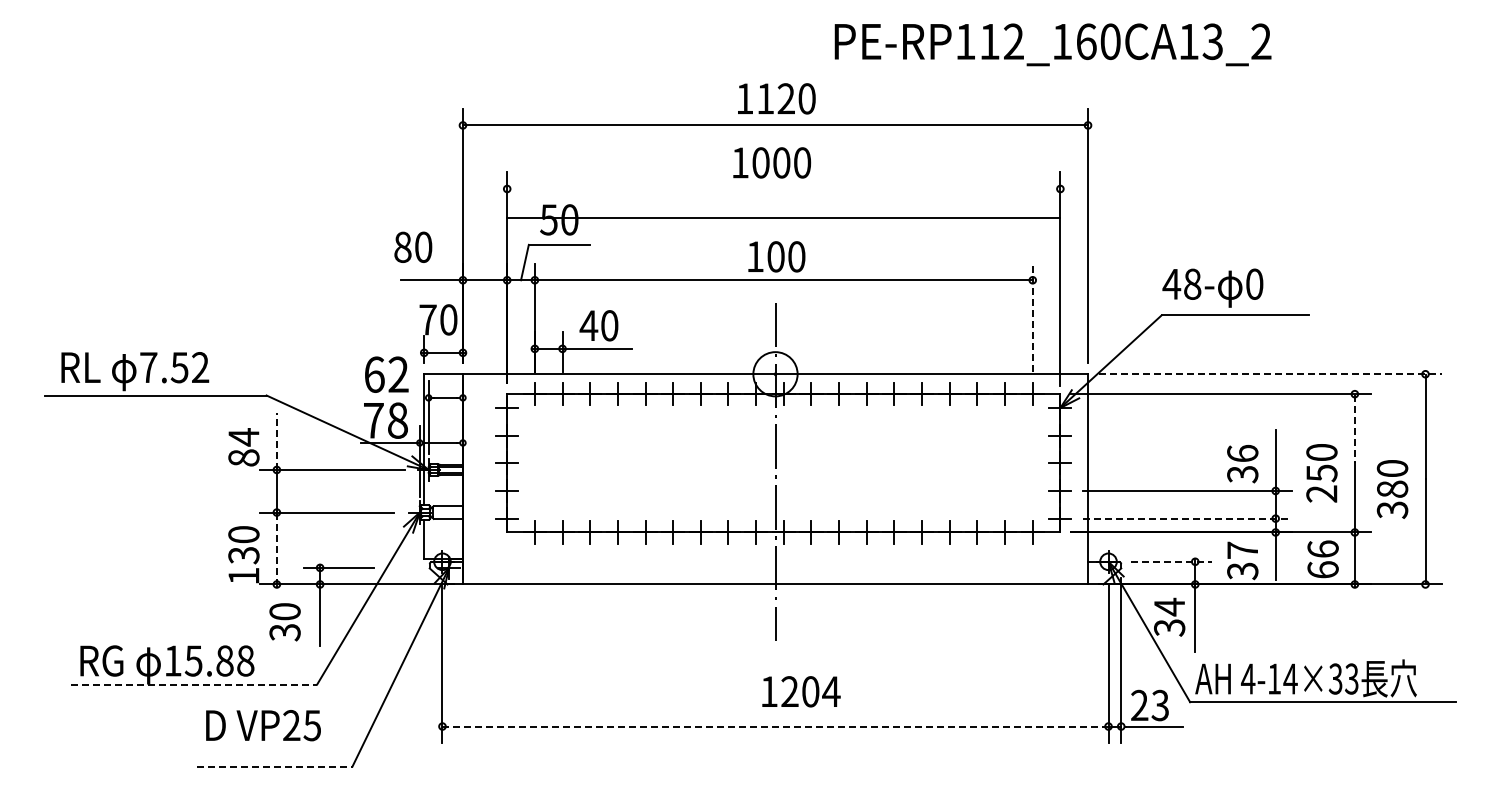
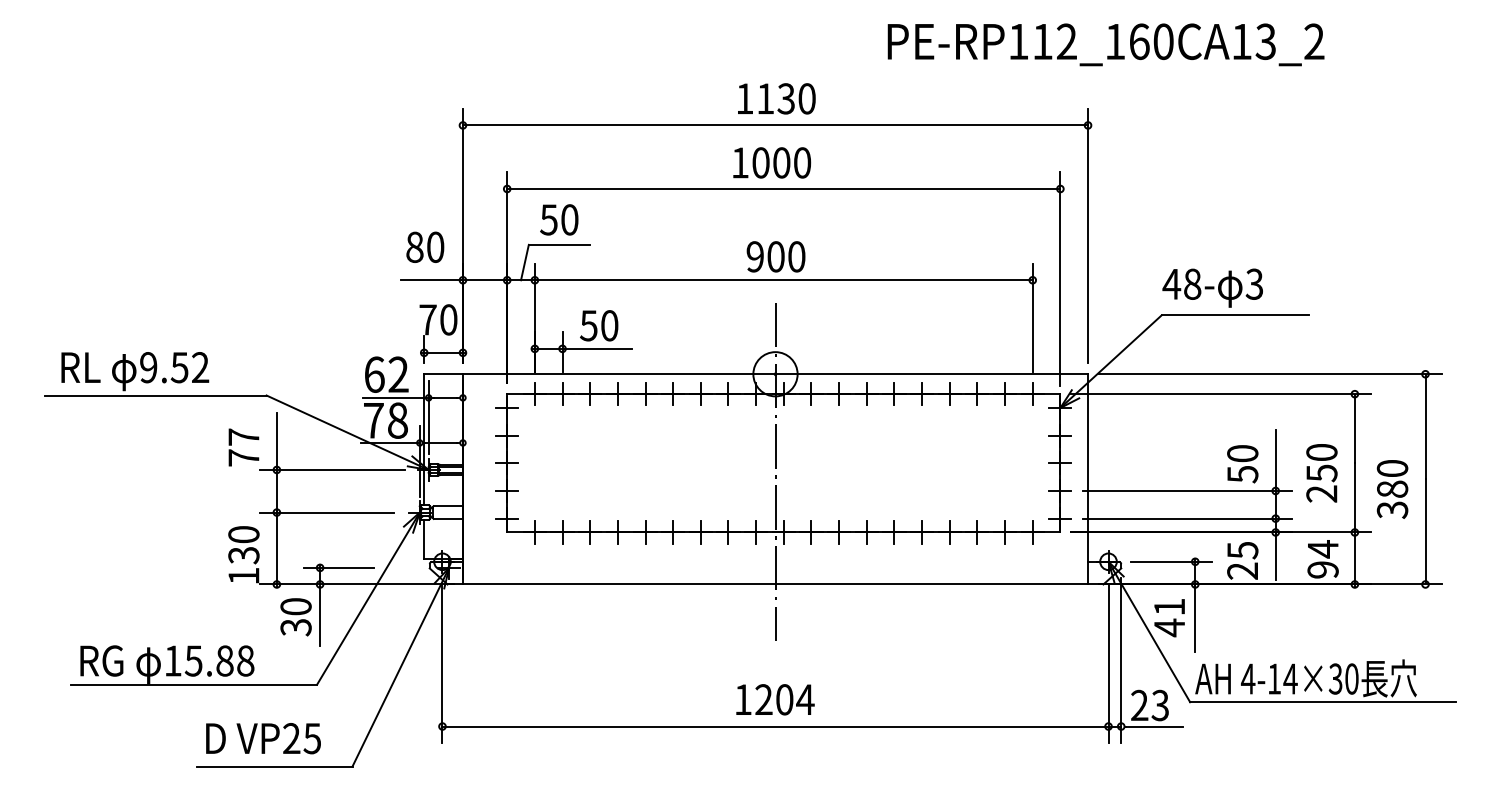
text position: (1052, 44) -> (1105, 44) (1105, 44)
text: 1120 -> 1130 (785, 98)
line position: (783, 218) -> (783, 189) (783, 189)
text position: (413, 246) -> (425, 246) (425, 246)
text: 100 -> 900 (754, 256)
text: 0 -> 3 (1254, 283)
line: dashed -> solid (1032, 317)
text: 40 -> 50 (588, 325)
text: 7.52 -> 9.52 (148, 367)
line: dashed -> solid (1271, 374)
line: none -> present (395, 397)
line: dashed -> solid (1354, 429)
line: dashed -> solid (276, 441)
text: 84 -> 77 (243, 447)
text: 36 -> 50 (1242, 463)
line: dashed -> solid (1187, 518)
line: dashed -> solid (276, 548)
text: 66 -> 94 (1322, 559)
text: 37 -> 25 (1242, 560)
line: dashed -> solid (1171, 561)
text: 34 -> 41 (1169, 617)
text position: (284, 622) -> (295, 617) (295, 617)
text: 4-14×33 -> 4-14×30 (1351, 678)
line: dashed -> solid (194, 684)
text position: (801, 691) -> (775, 699) (775, 699)
text position: (263, 725) -> (263, 738) (263, 738)
line: dashed -> solid (776, 726)
line: dashed -> solid (274, 766)
